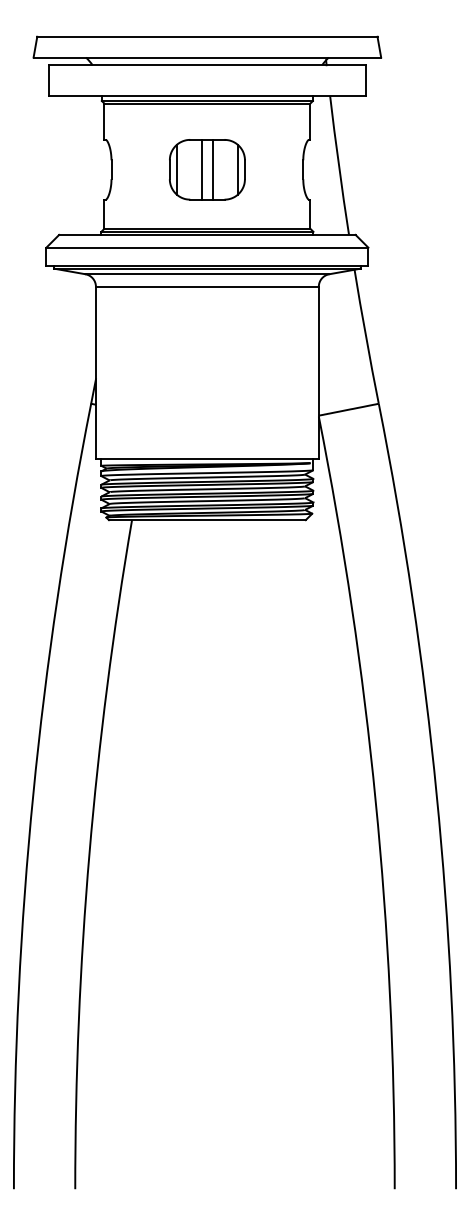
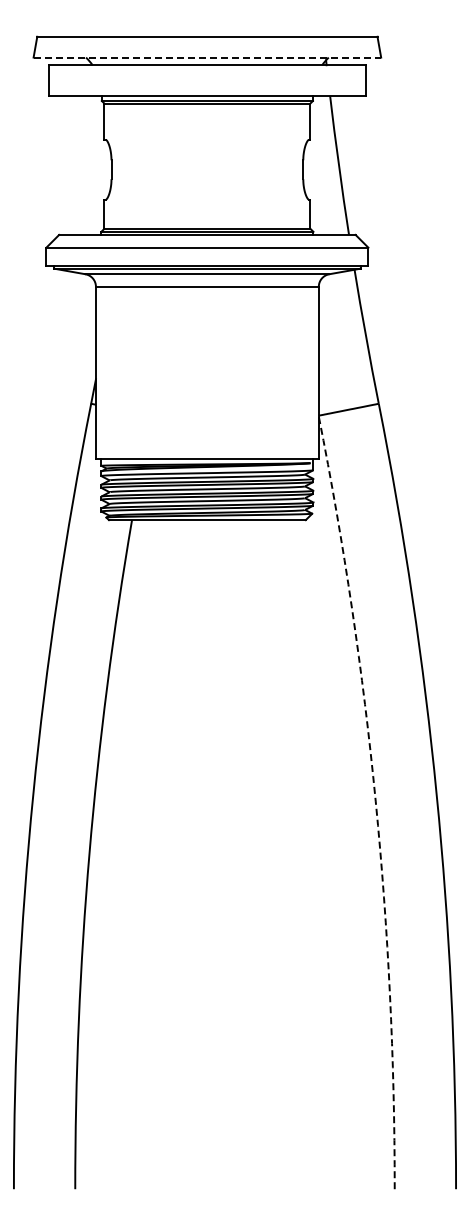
line: solid -> dashed (207, 57)
part: present -> none (207, 169)
arc: solid -> dashed (375, 801)
